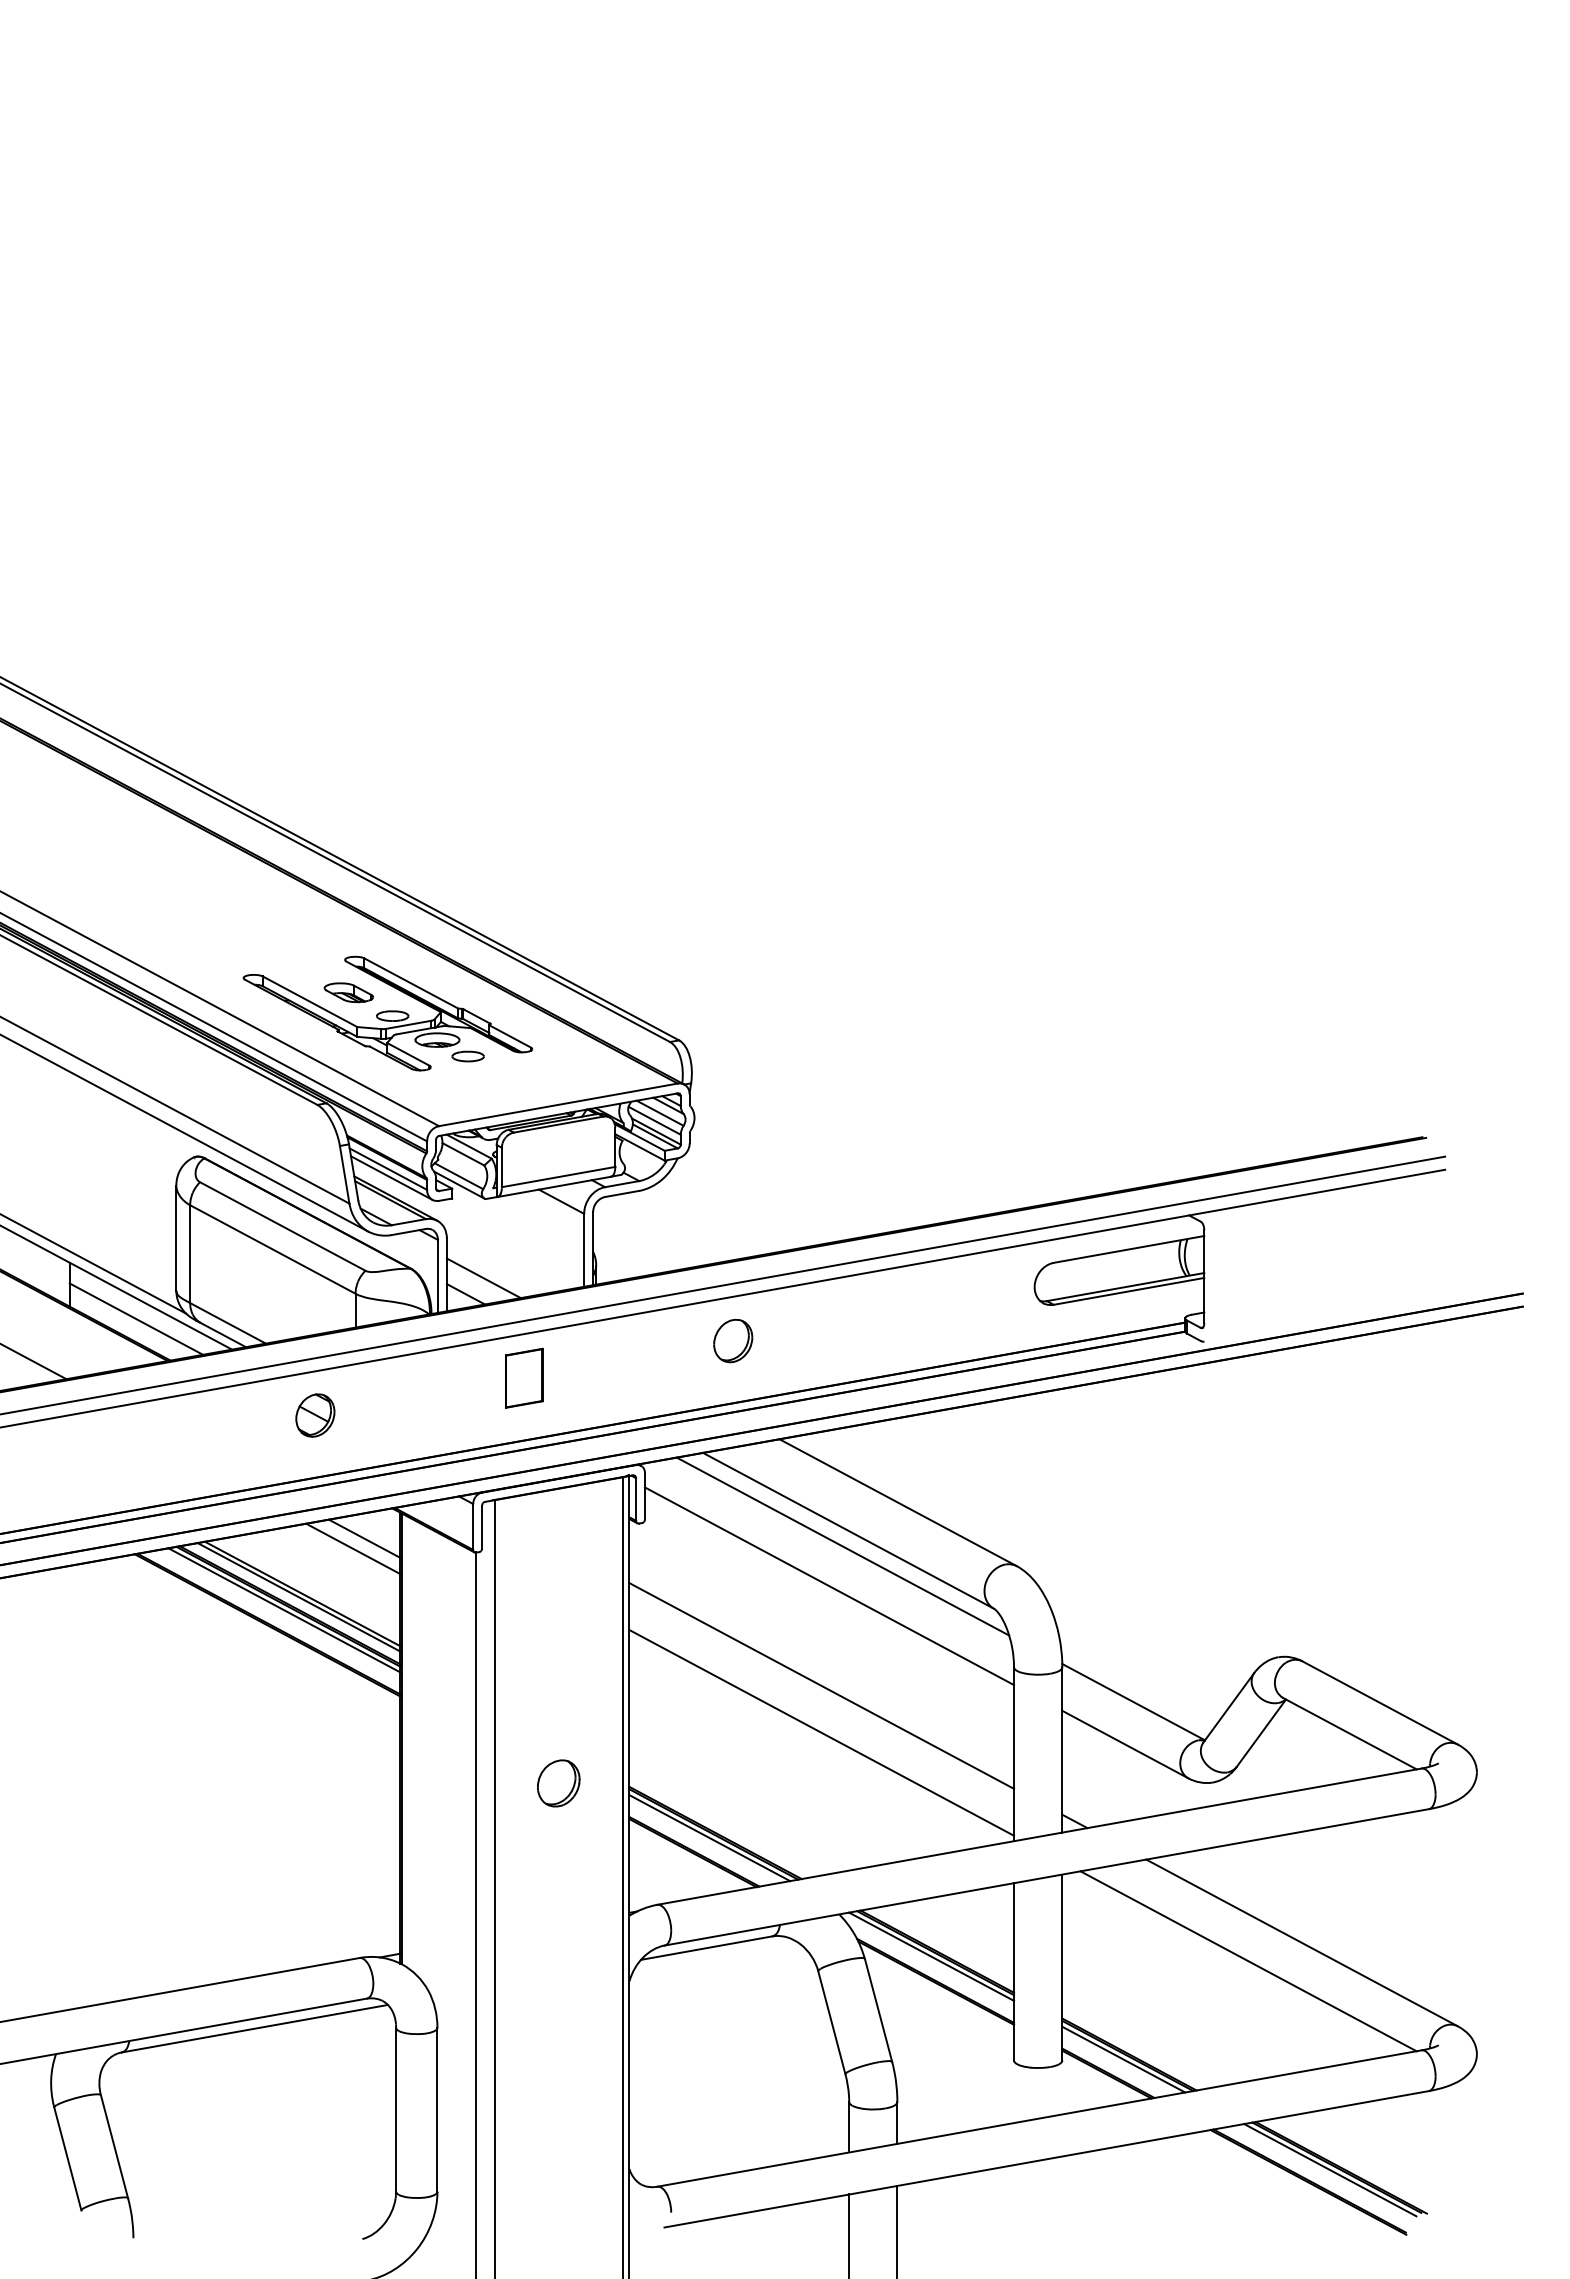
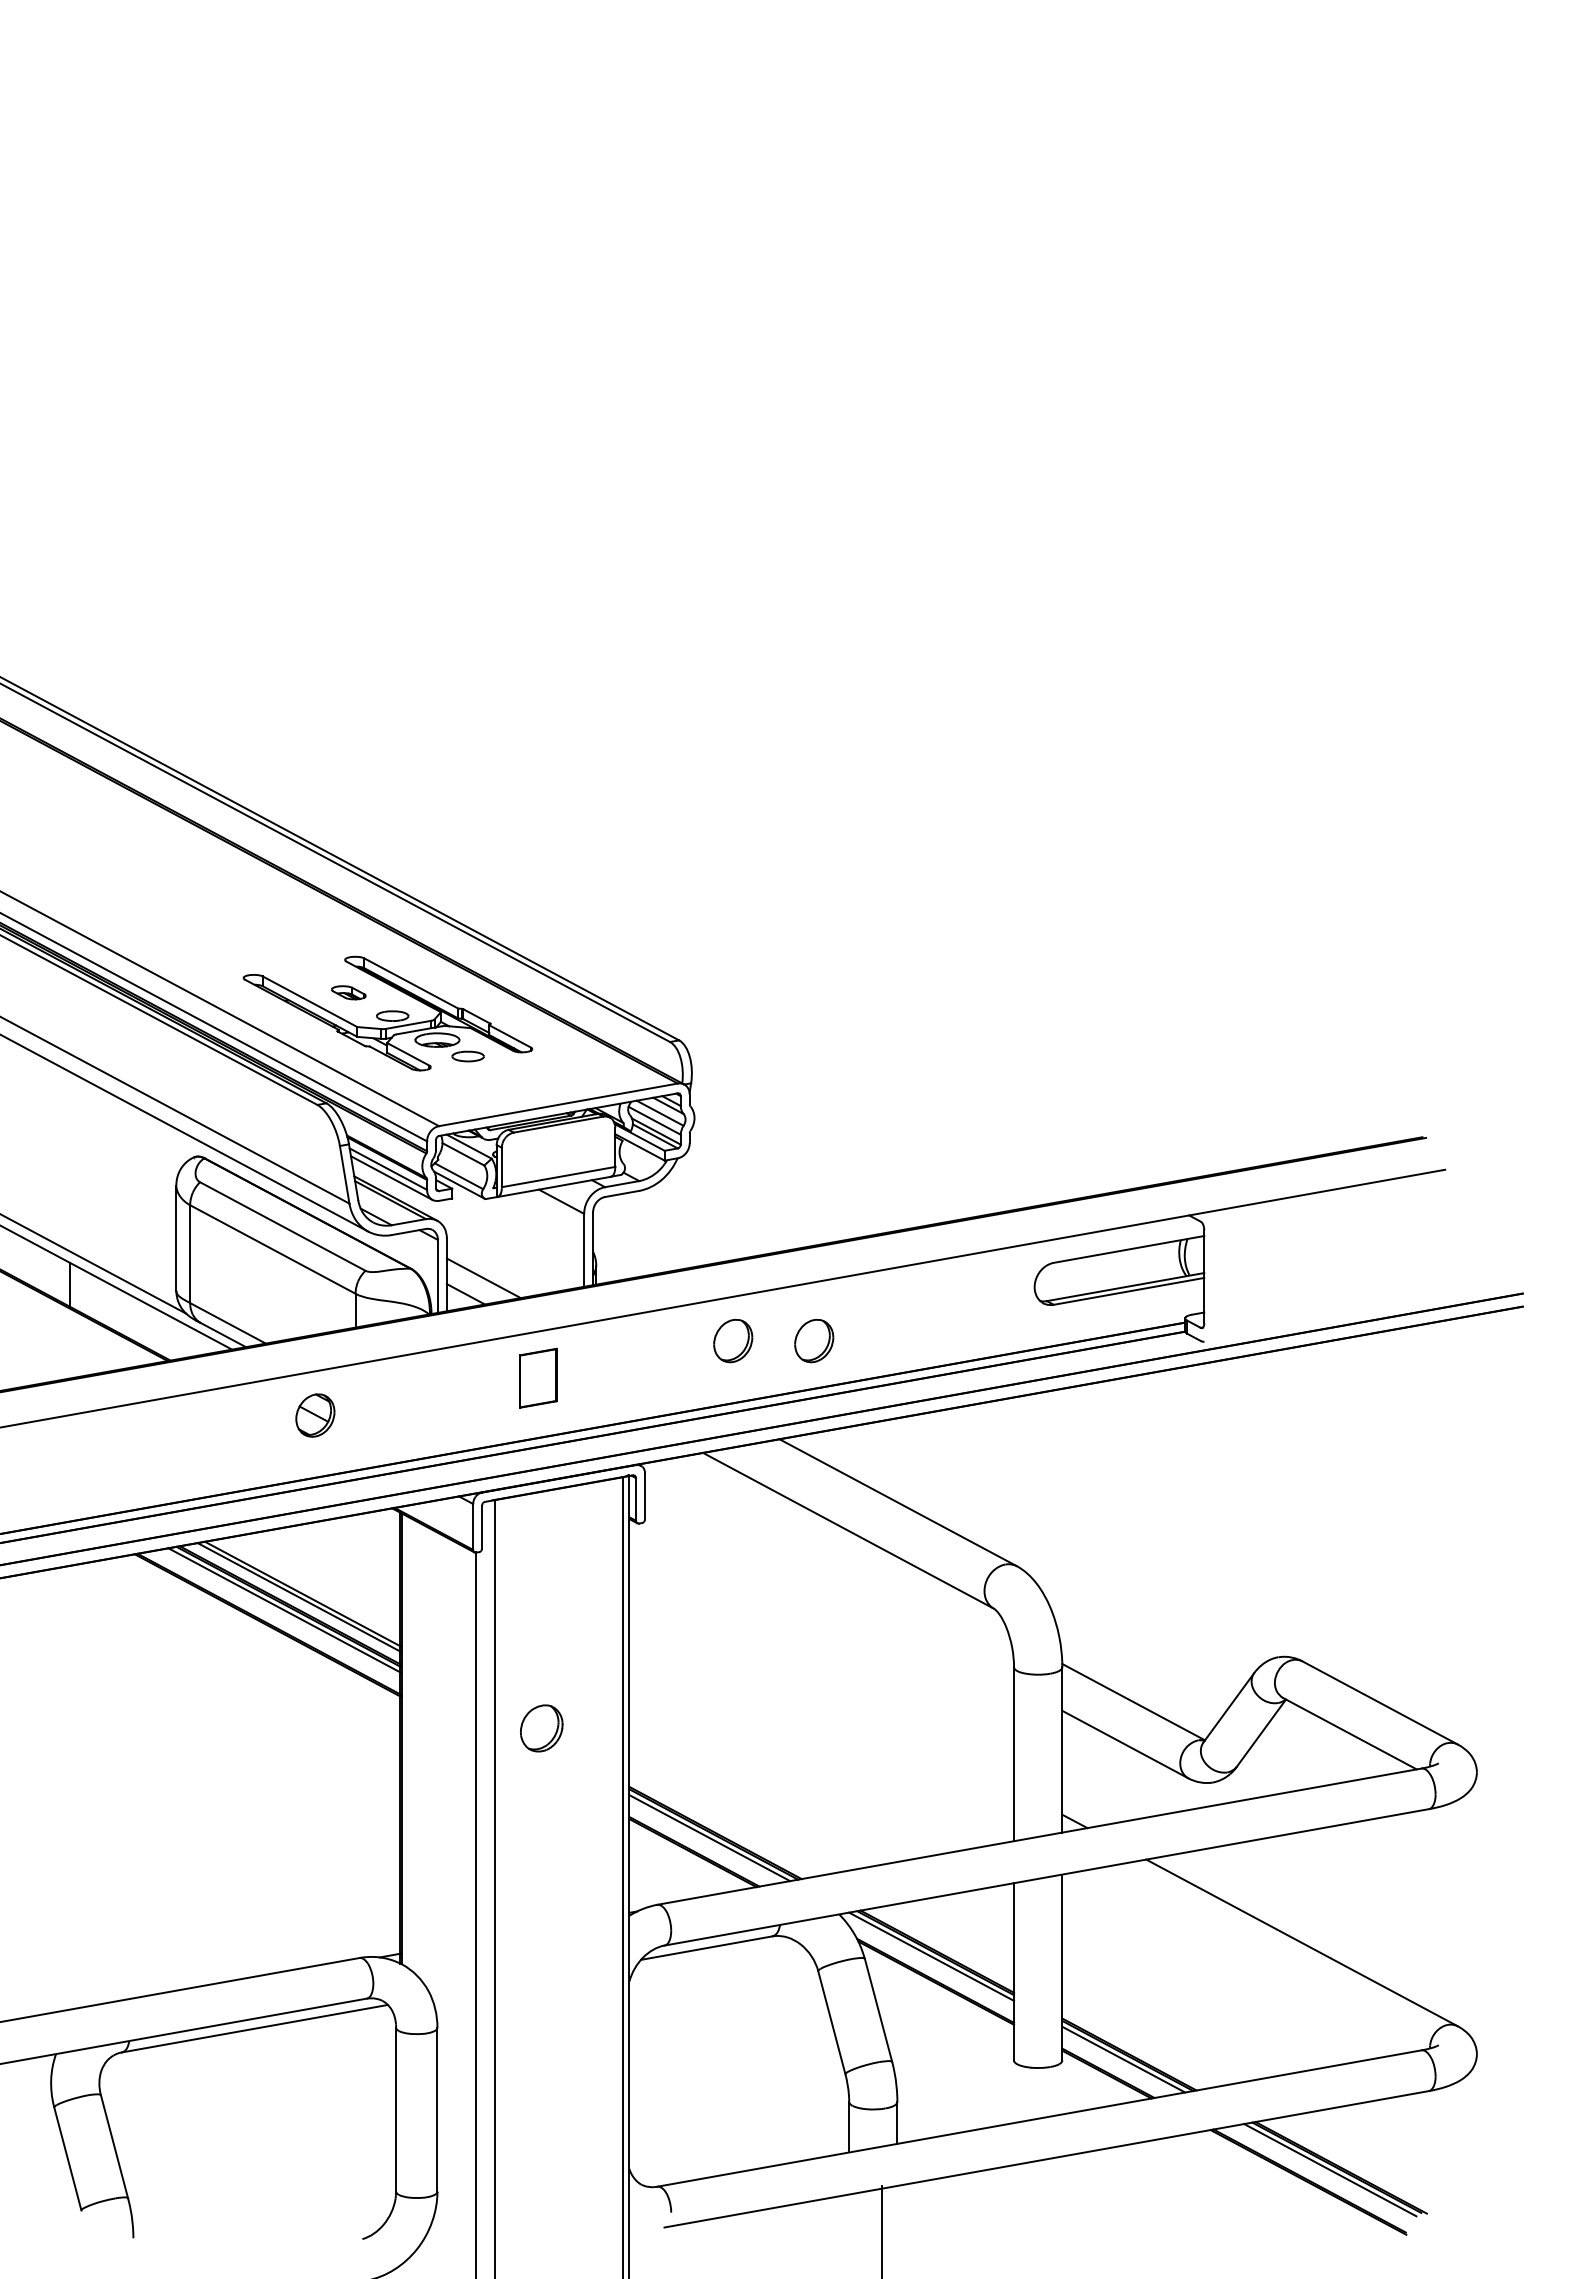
part size: 51x22 px -> 36x16 px (348, 992)
line: present -> none (723, 1285)
line: present -> none (136, 1318)
part: none -> present (814, 1340)
line: present -> none (34, 1361)
part position: (524, 1377) -> (538, 1377) (538, 1377)
line: present -> none (364, 1538)
line: present -> none (842, 1546)
line: present -> none (353, 1548)
line: present -> none (829, 1586)
line: present -> none (821, 1685)
line: present -> none (821, 1732)
part position: (558, 1783) -> (541, 1728) (541, 1728)
line: present -> none (1248, 1961)
line position: (897, 2230) -> (882, 2230) (882, 2230)
line: present -> none (849, 2234)
